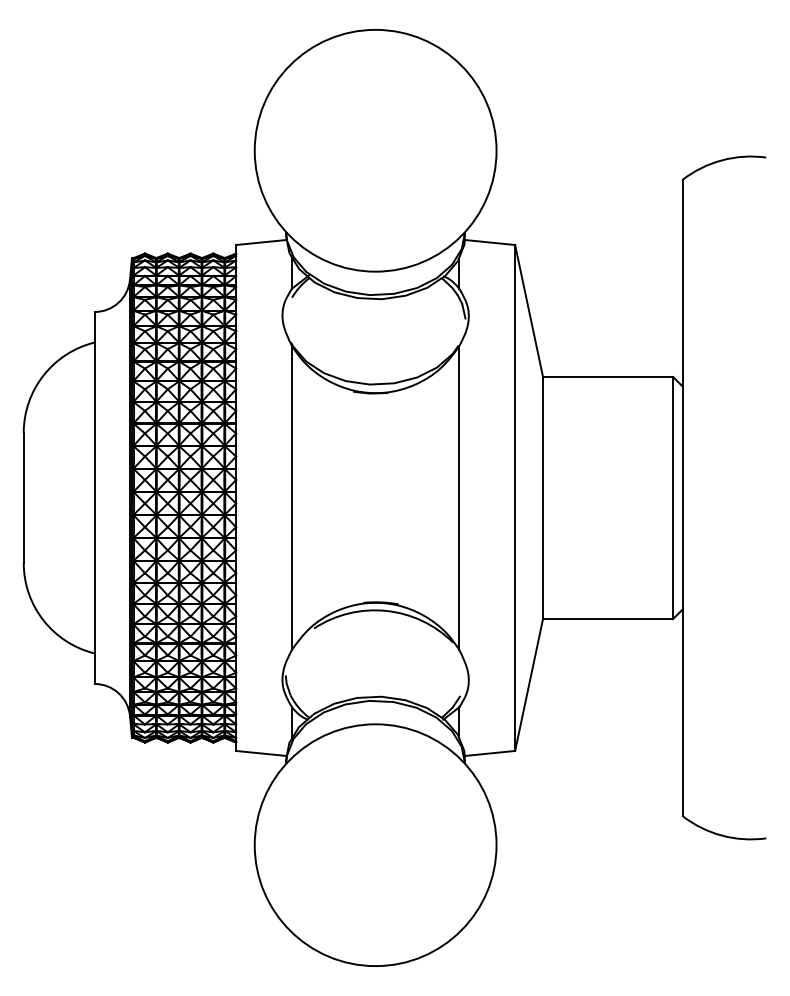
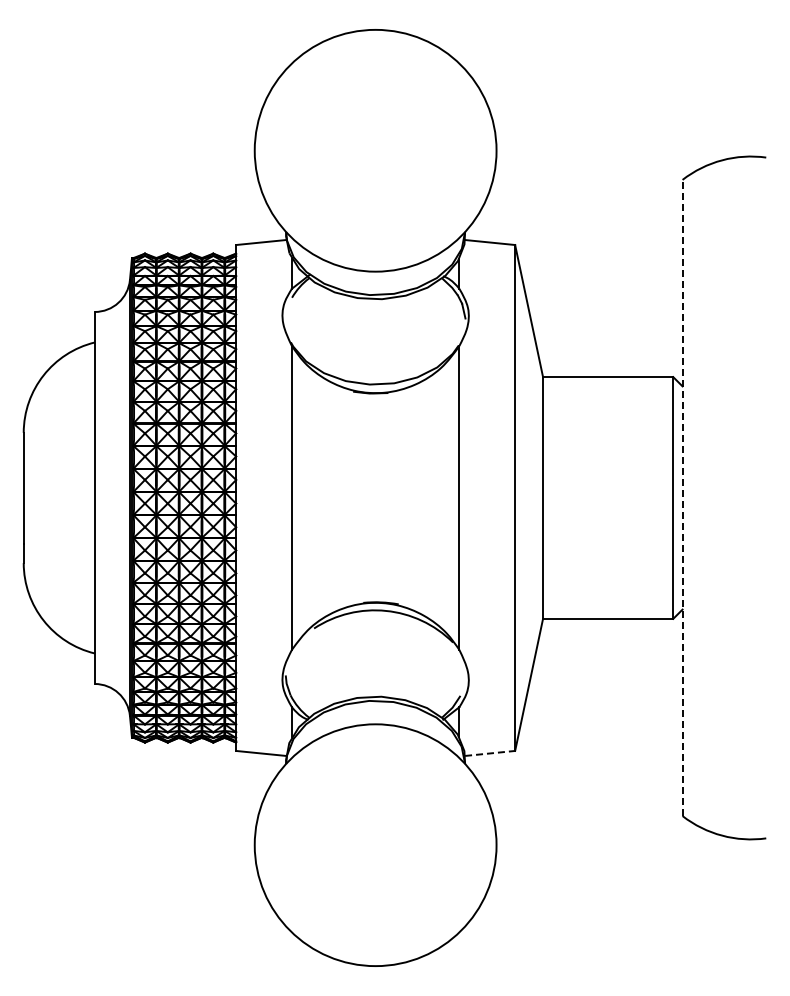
line: solid -> dashed (682, 497)
line: solid -> dashed (490, 753)
